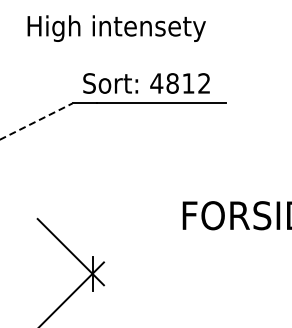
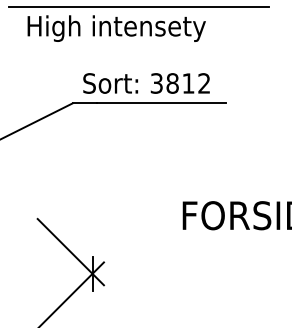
line: none -> present (139, 7)
text: 4812 -> 3812 (156, 83)
line: dashed -> solid (36, 121)
